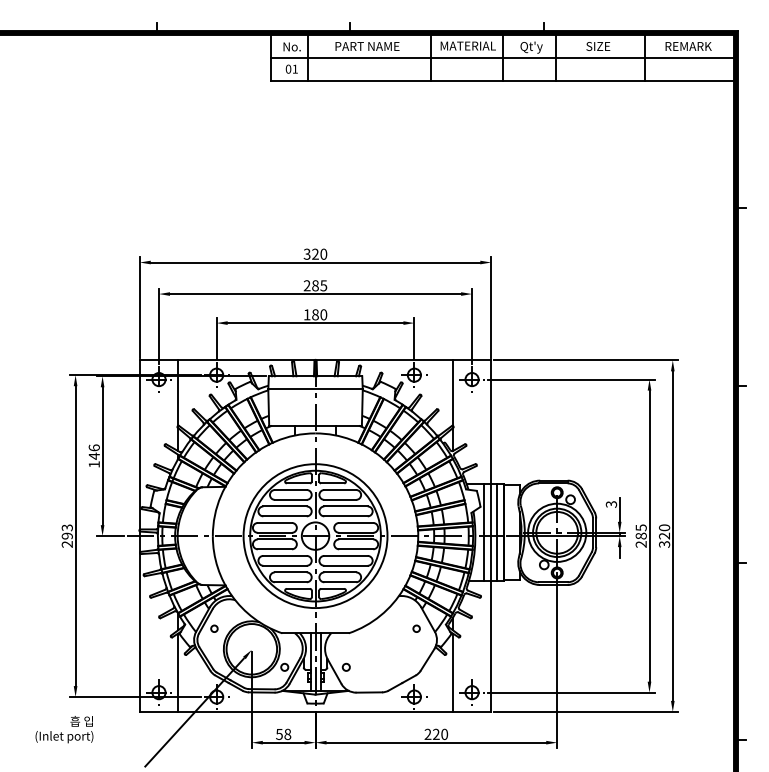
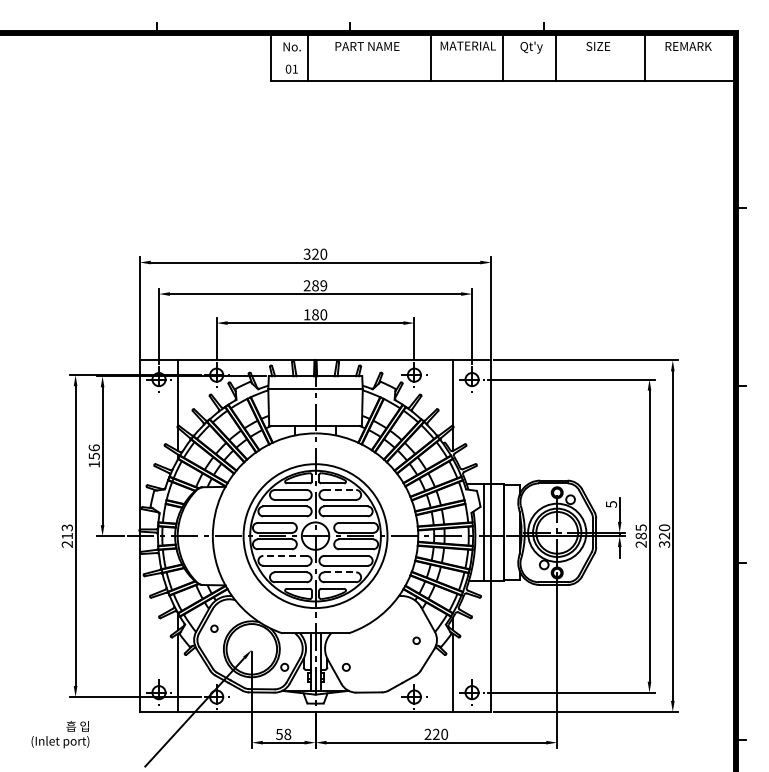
line: present -> none (502, 58)
text: 285 -> 289 (323, 285)
text: 146 -> 156 (93, 455)
line: solid -> dashed (340, 490)
text: 3 -> 5 (610, 504)
line: present -> none (497, 532)
text: 293 -> 213 (66, 535)
line: solid -> dashed (285, 555)
line: solid -> dashed (340, 572)
circle position: (416, 628) -> (416, 640) (416, 640)
text position: (64, 729) -> (60, 734) (60, 734)
